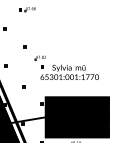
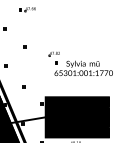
part position: (66, 67) -> (80, 63) (80, 63)
